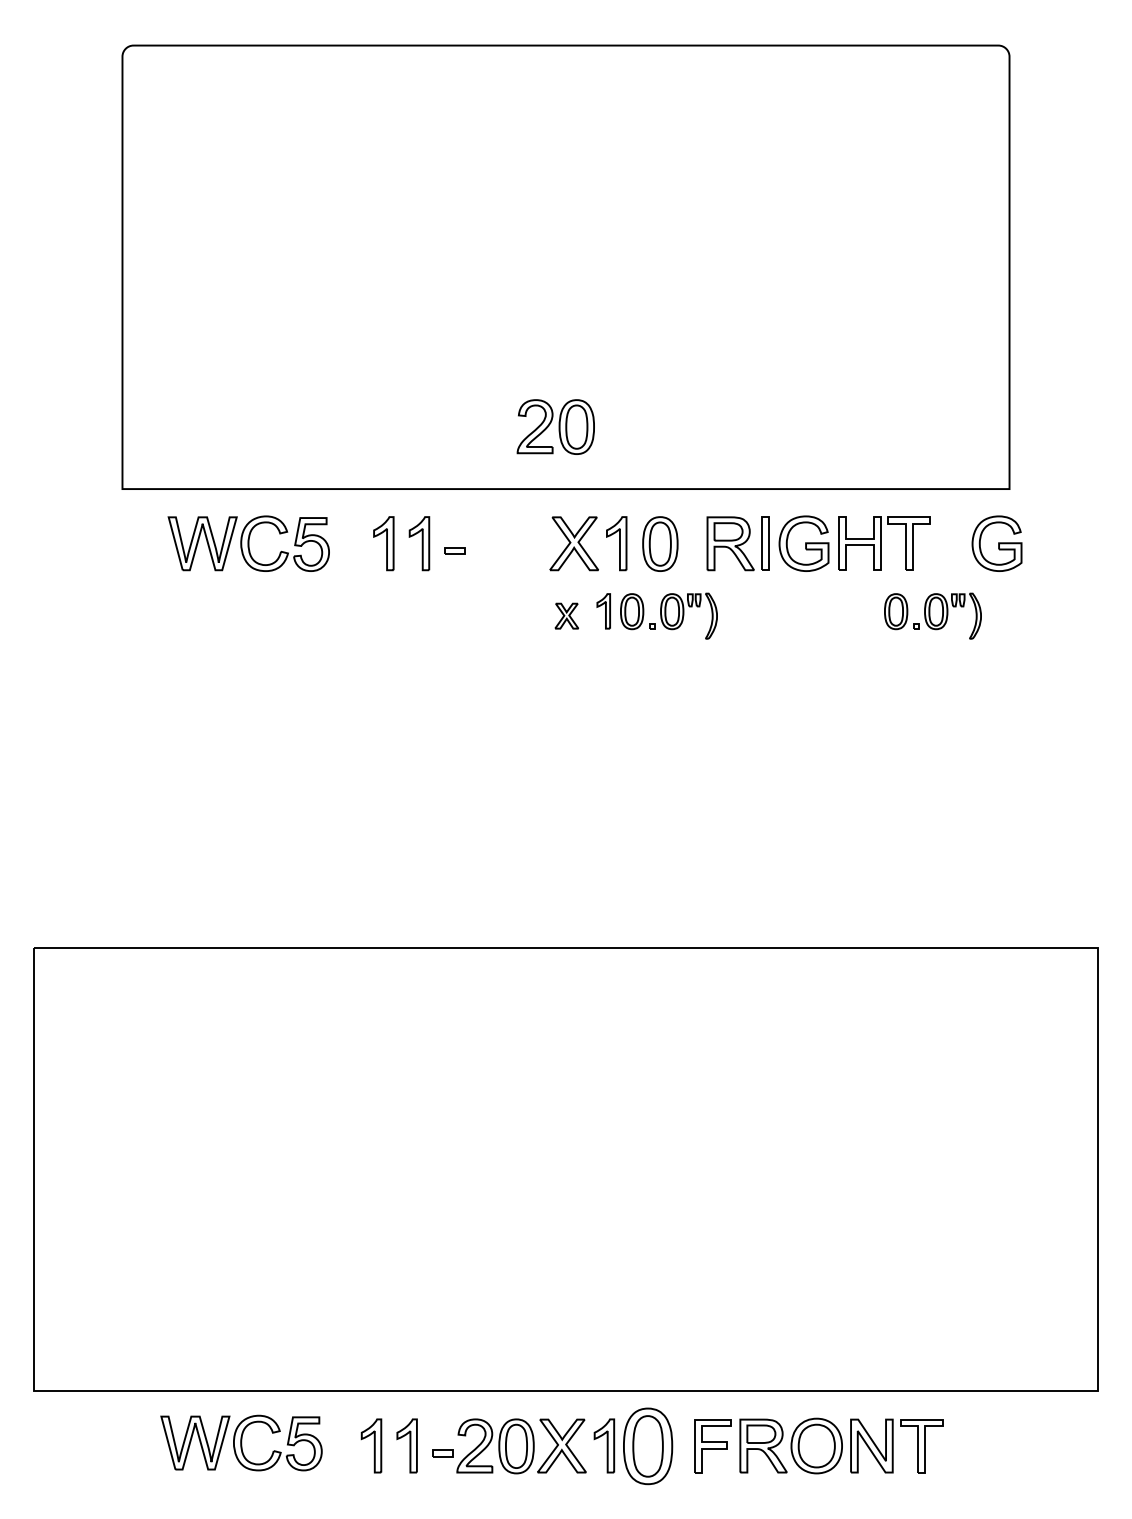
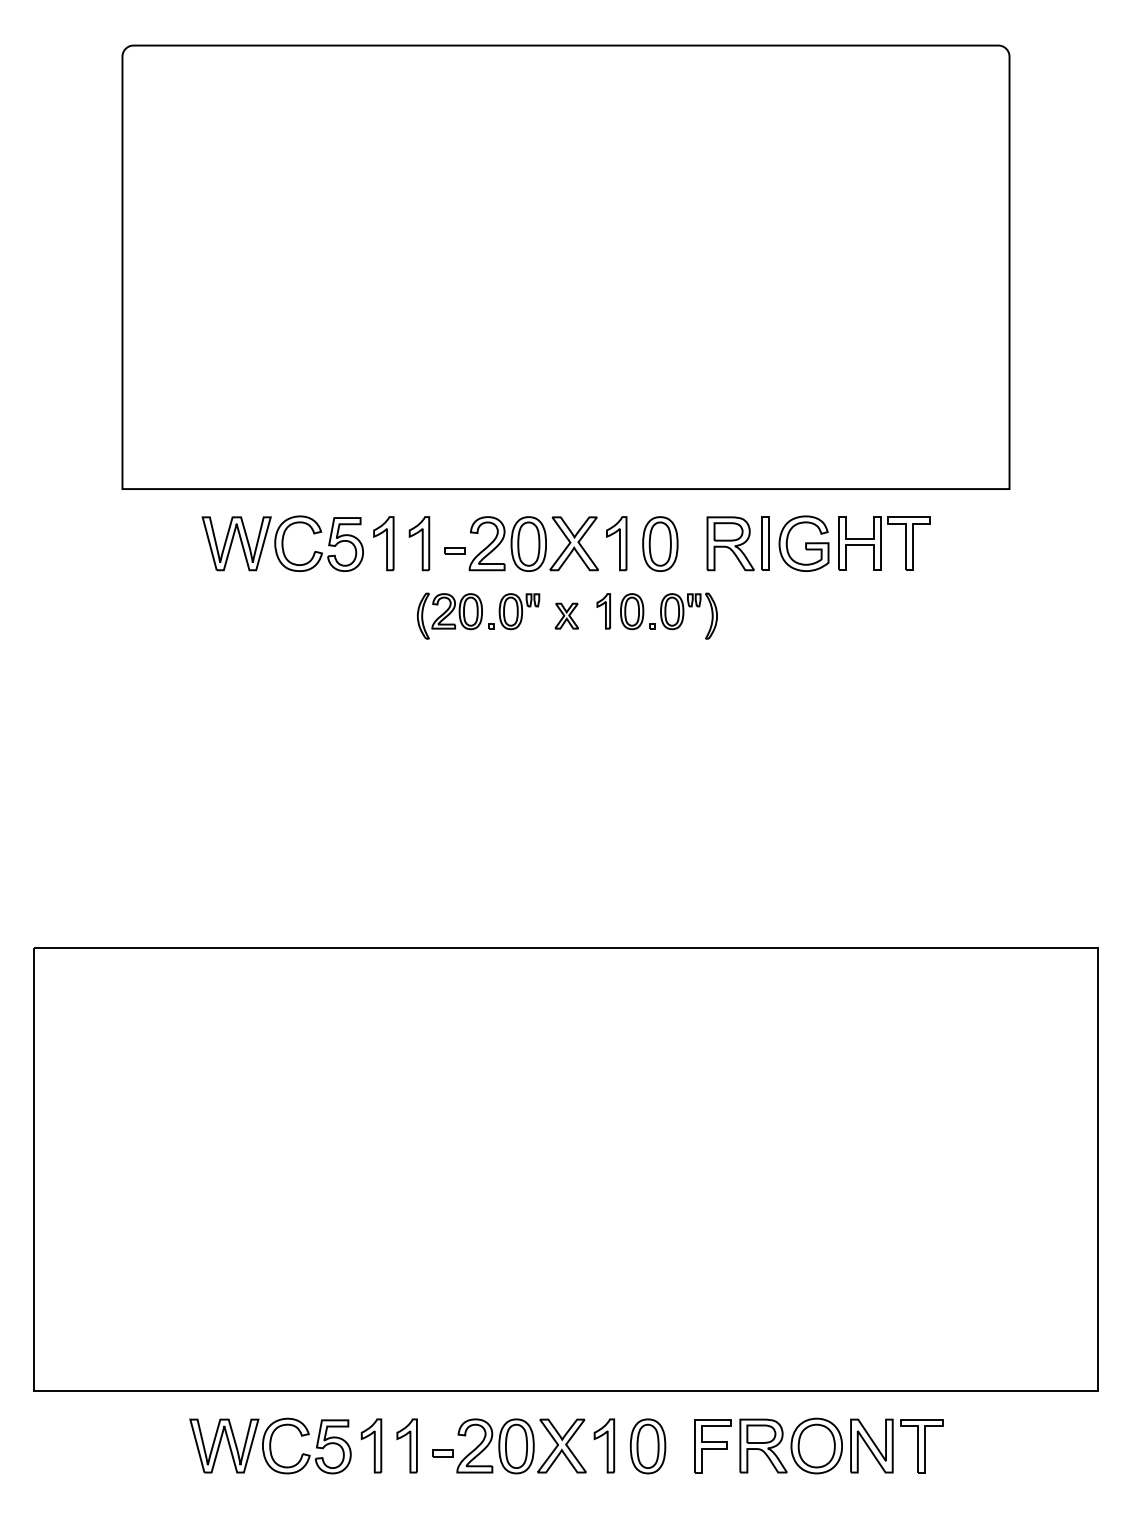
part position: (555, 426) -> (507, 543) (507, 543)
part position: (248, 543) -> (282, 543) (282, 543)
part: present -> none (996, 543)
part: none -> present (478, 615)
part: present -> none (932, 615)
part position: (241, 1442) -> (270, 1445) (270, 1445)
part size: 51x79 px -> 38x57 px (647, 1446)
